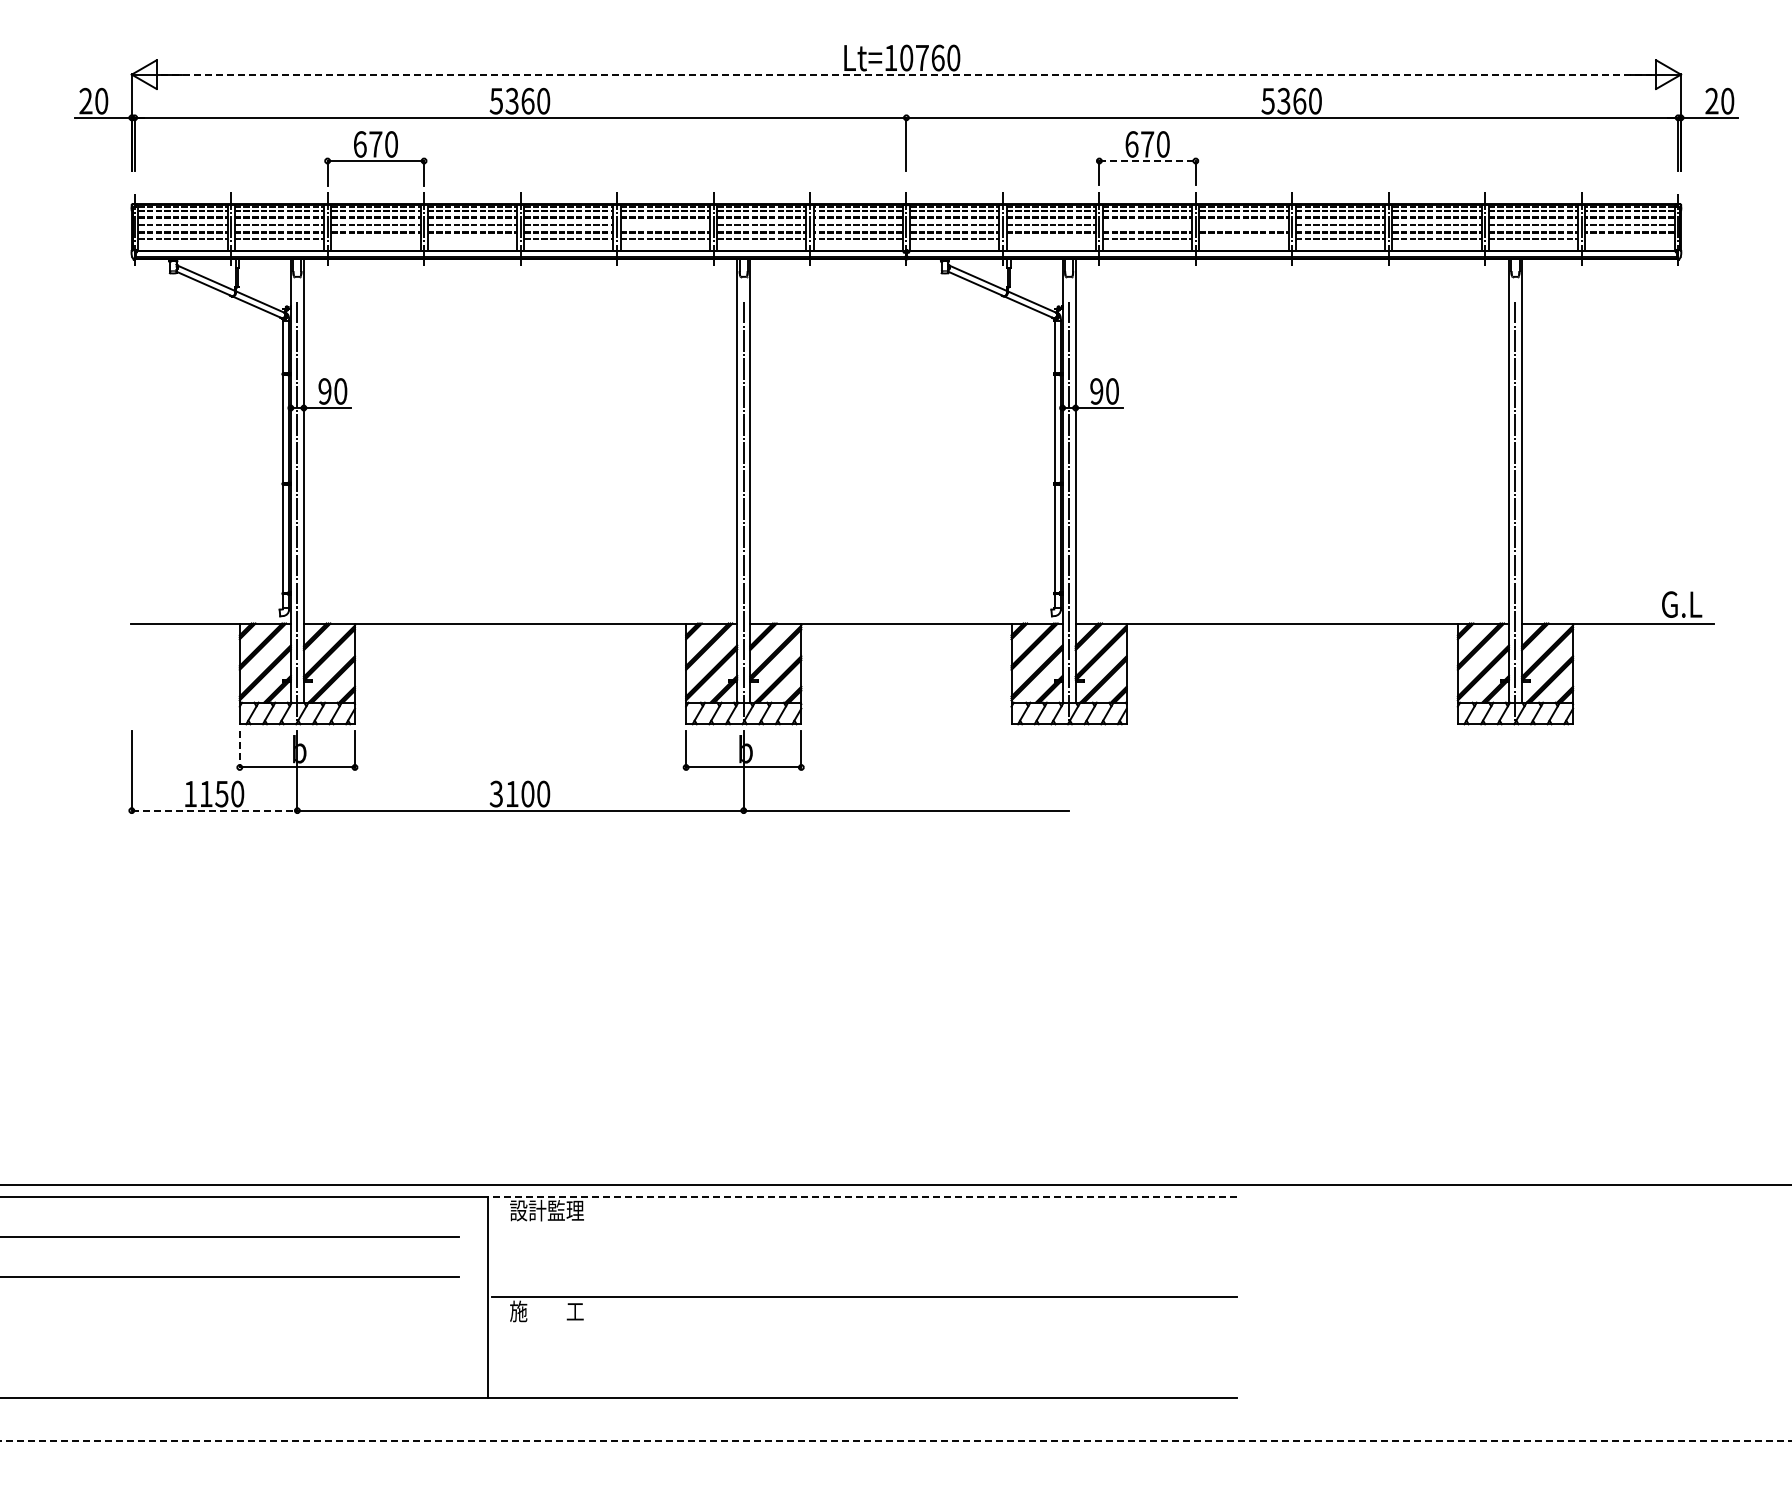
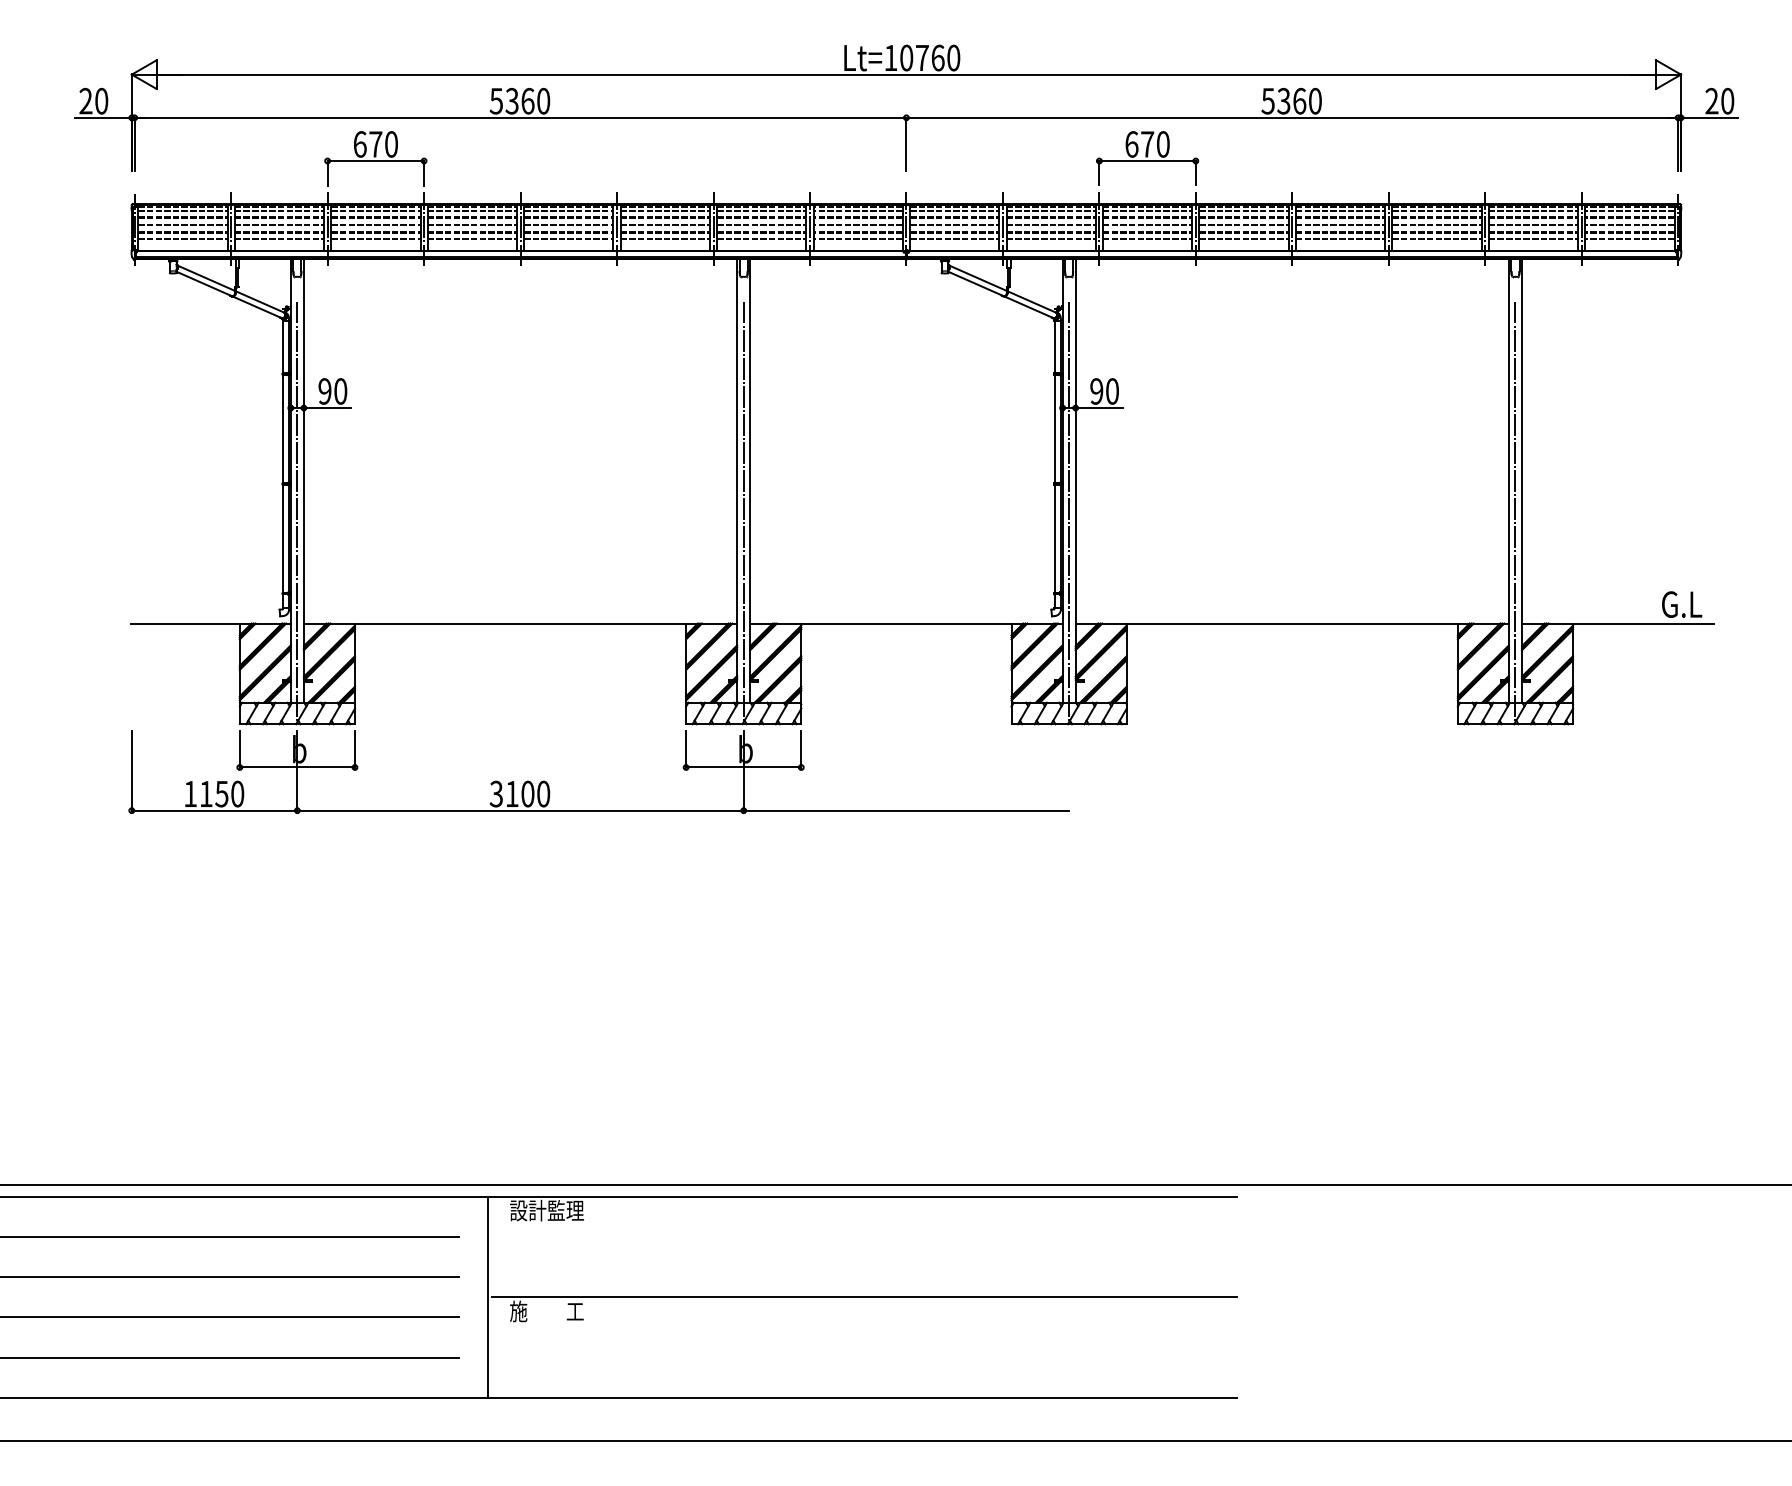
line: dashed -> solid (906, 74)
line: dashed -> solid (1148, 161)
line: none -> present (664, 224)
line: none -> present (1147, 224)
line: none -> present (1243, 224)
line: none -> present (375, 239)
line: none -> present (471, 239)
line: none -> present (1050, 239)
line: none -> present (1243, 239)
line: none -> present (1629, 239)
line: dashed -> solid (239, 750)
line: dashed -> solid (214, 810)
line: dashed -> solid (862, 1196)
line: none -> present (230, 1317)
line: none -> present (230, 1357)
line: dashed -> solid (896, 1441)
